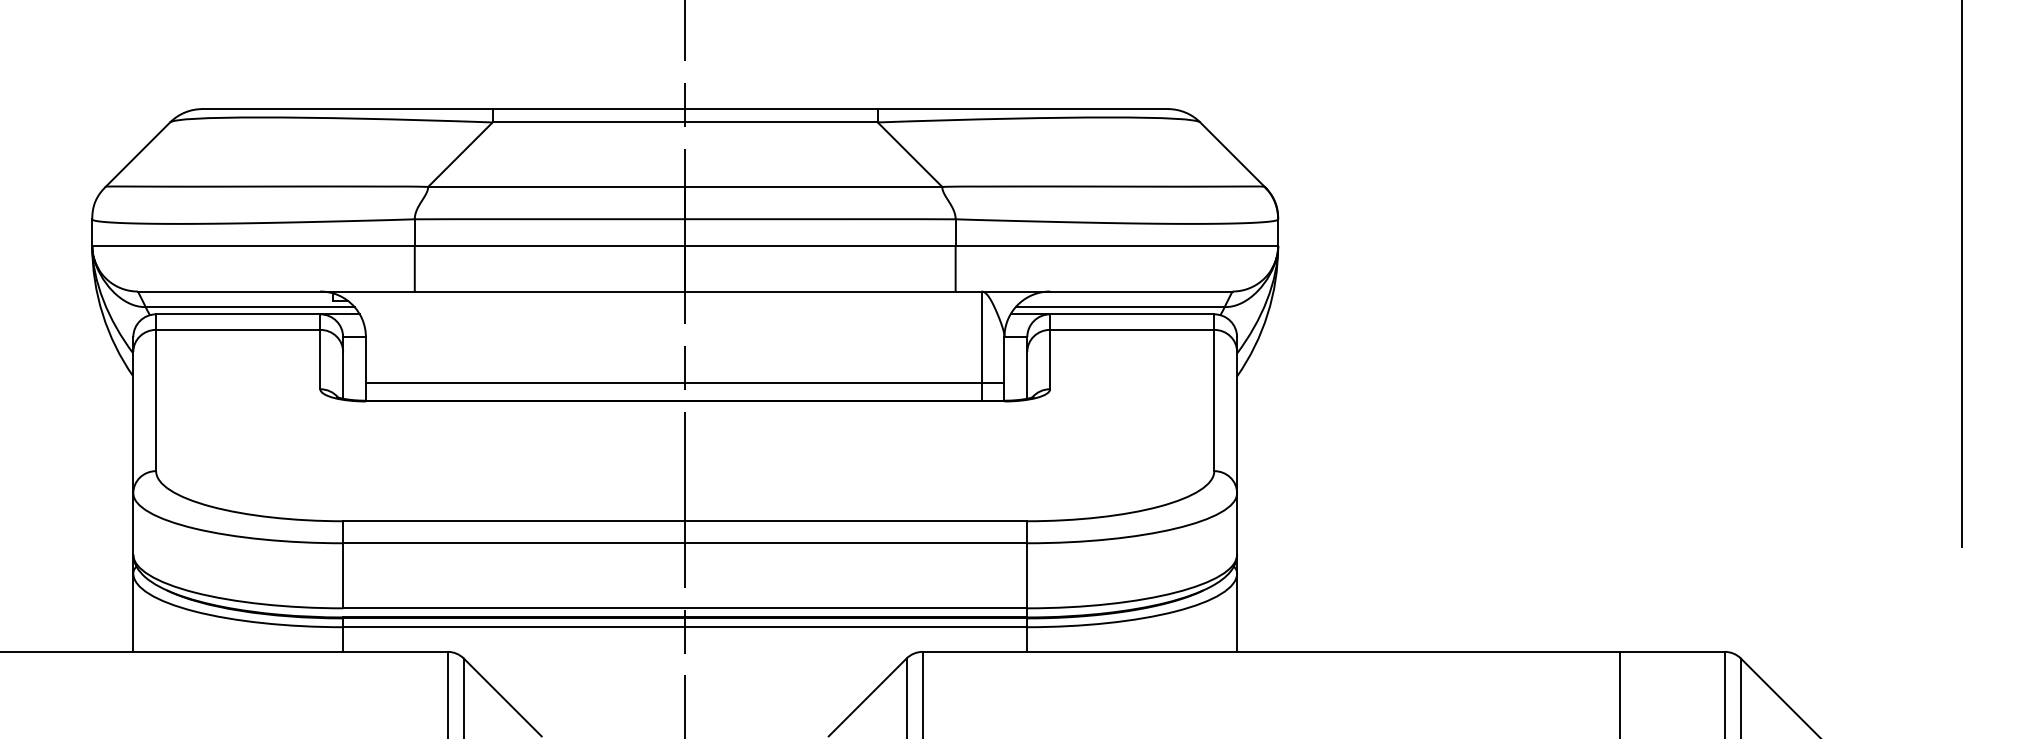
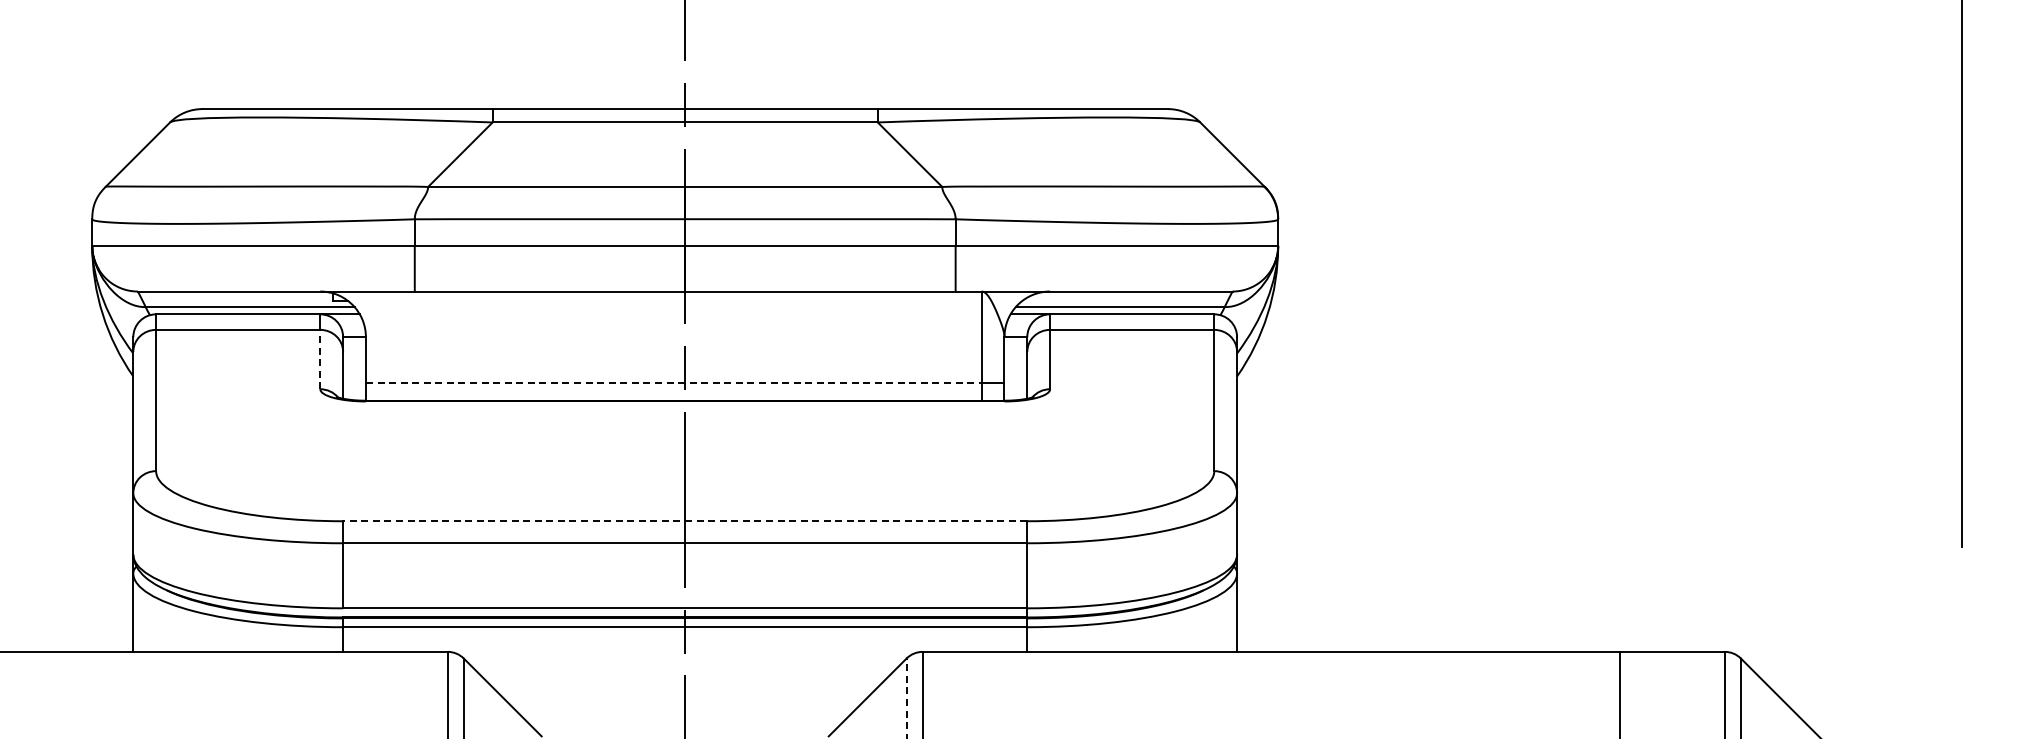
line: solid -> dashed (320, 359)
line: solid -> dashed (673, 382)
line: solid -> dashed (684, 521)
line: solid -> dashed (906, 698)
